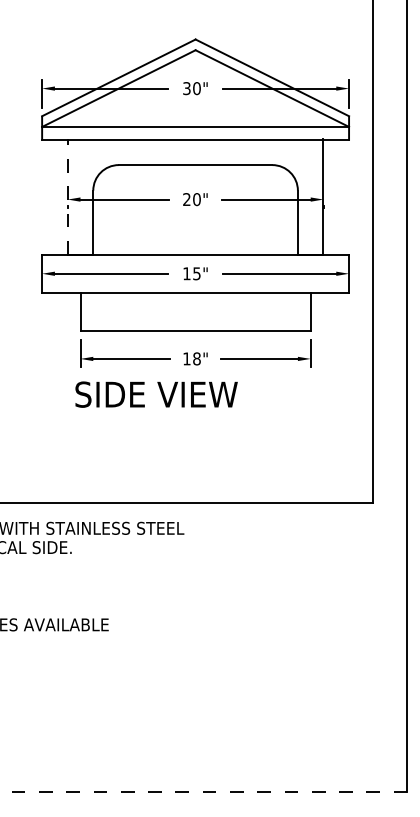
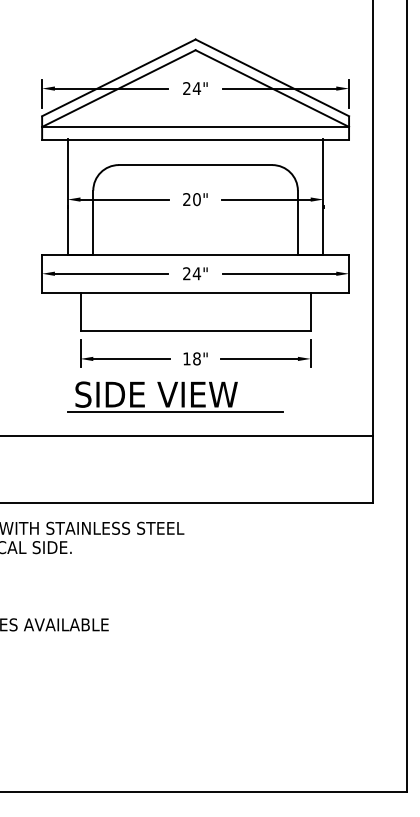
text: 30" -> 24" (192, 88)
line: dashed -> solid (67, 197)
text: 15" -> 24" (192, 273)
line: none -> present (175, 412)
line: none -> present (187, 435)
line: dashed -> solid (204, 792)
